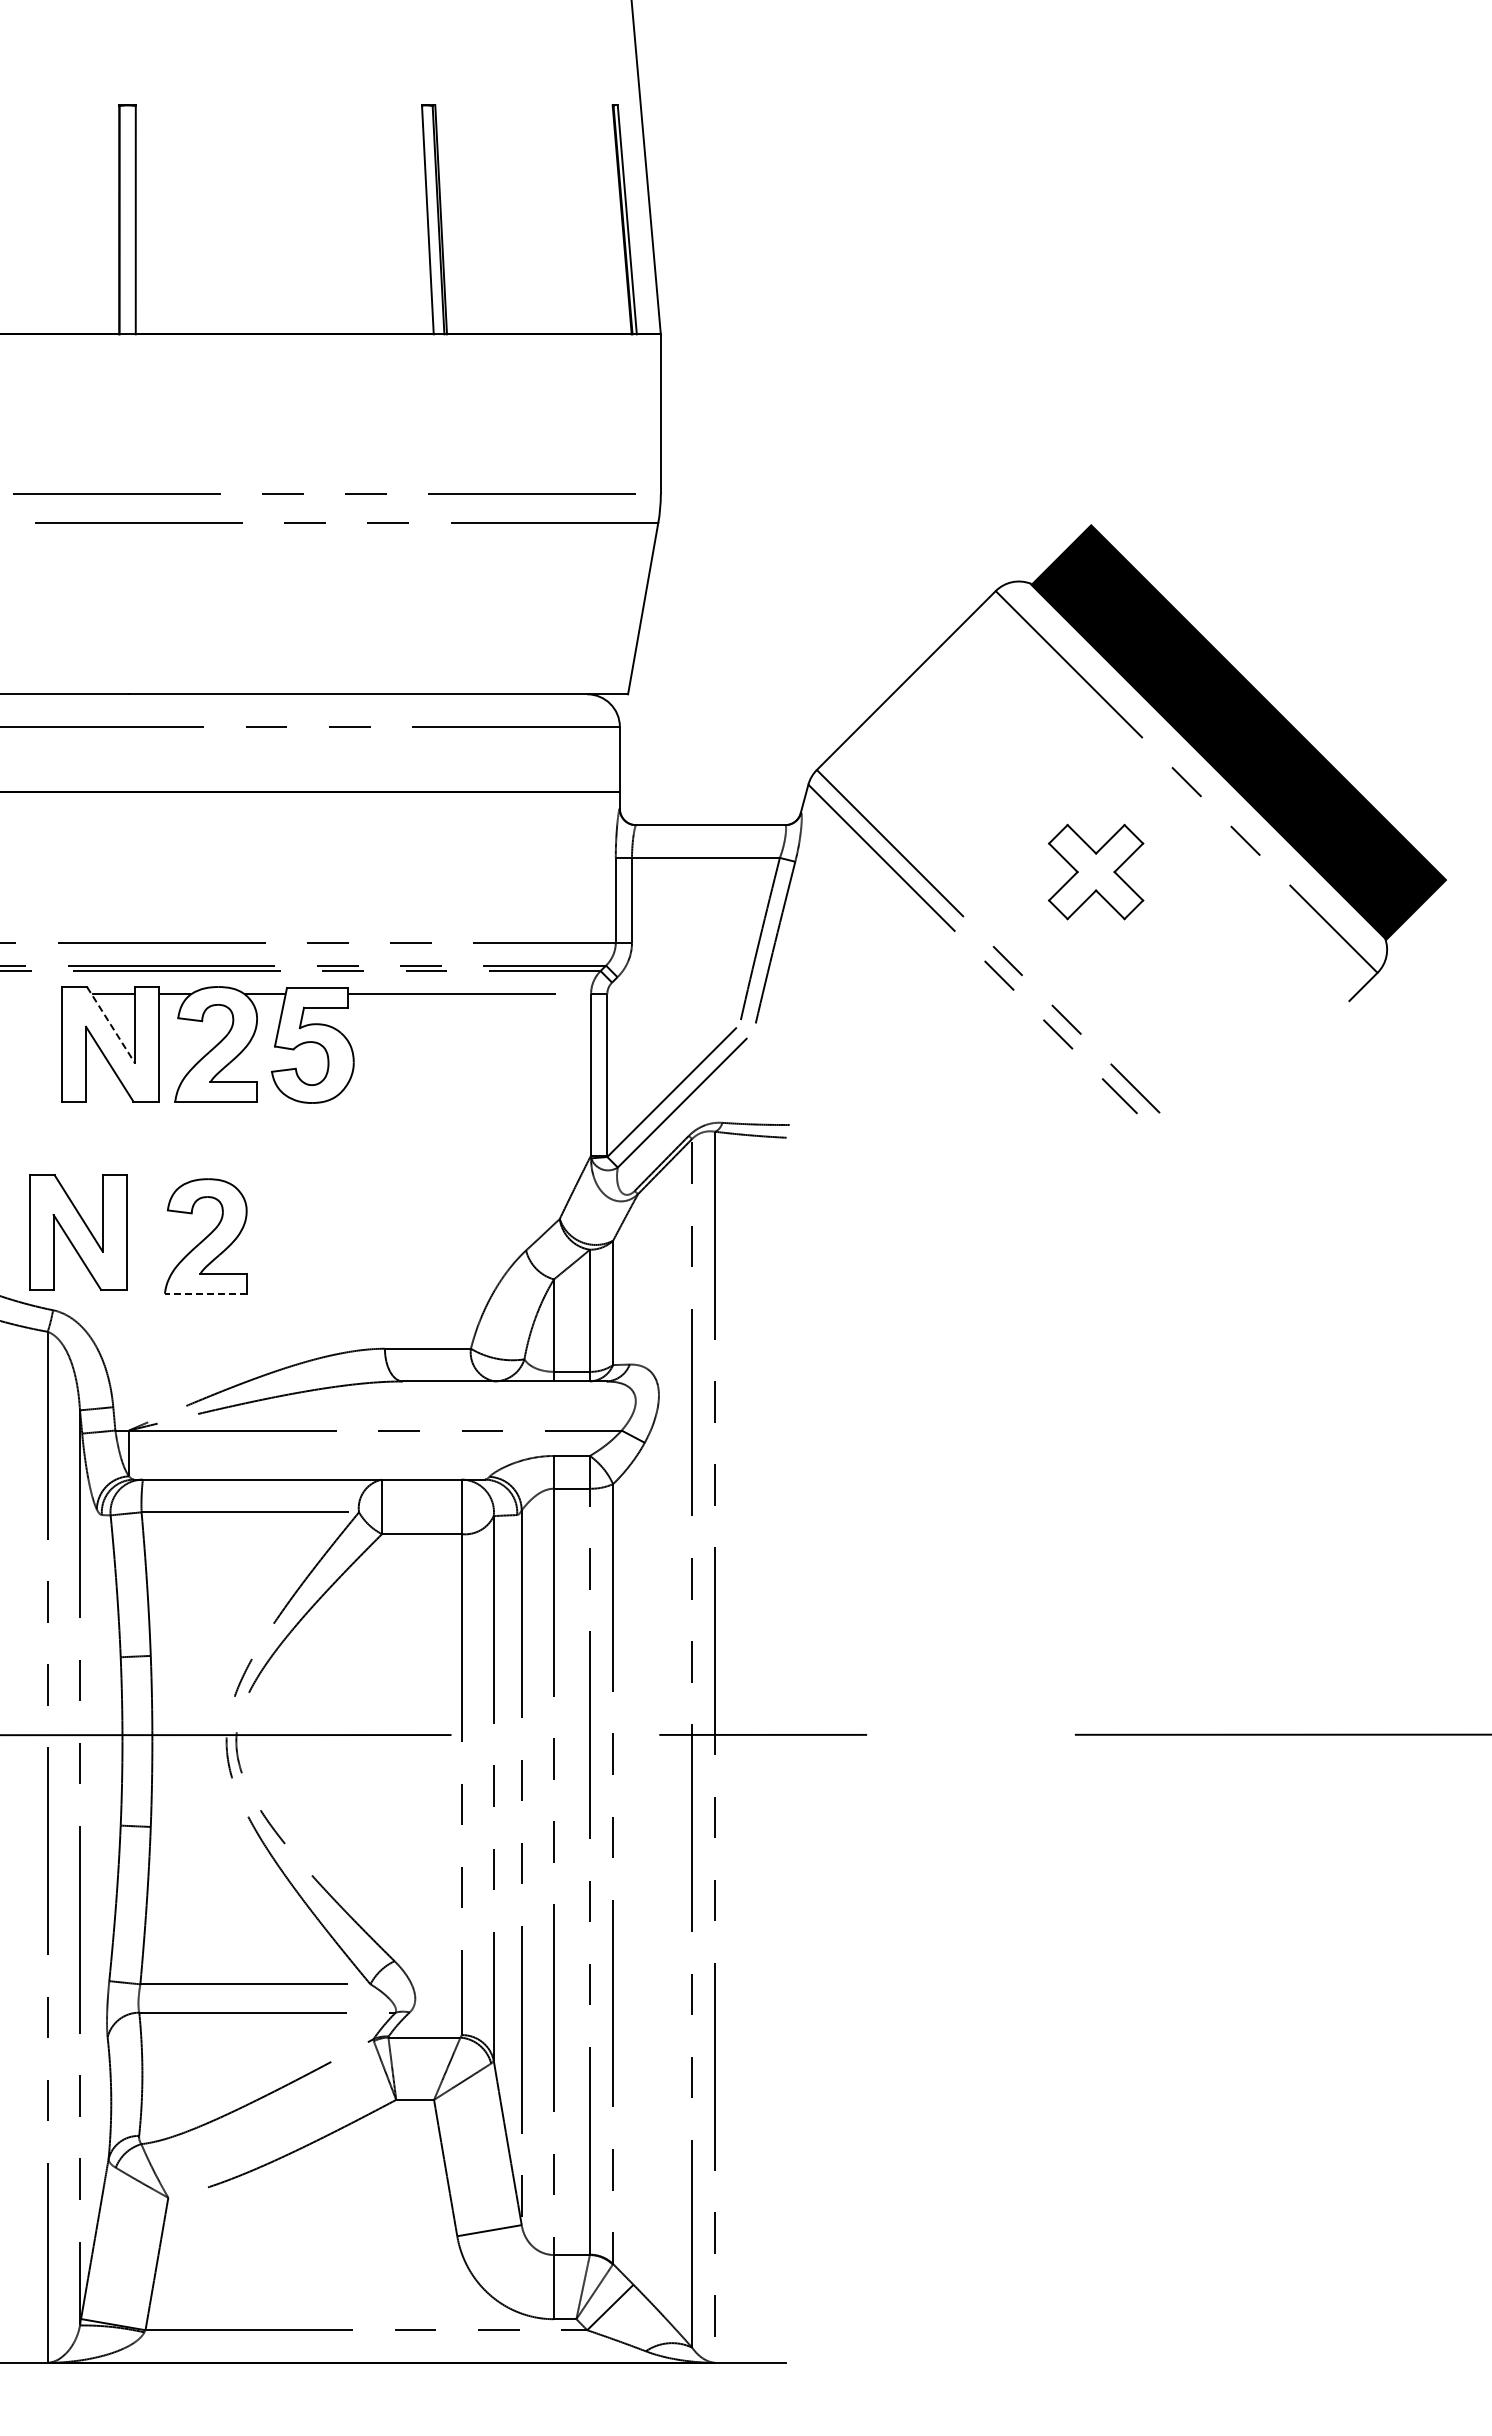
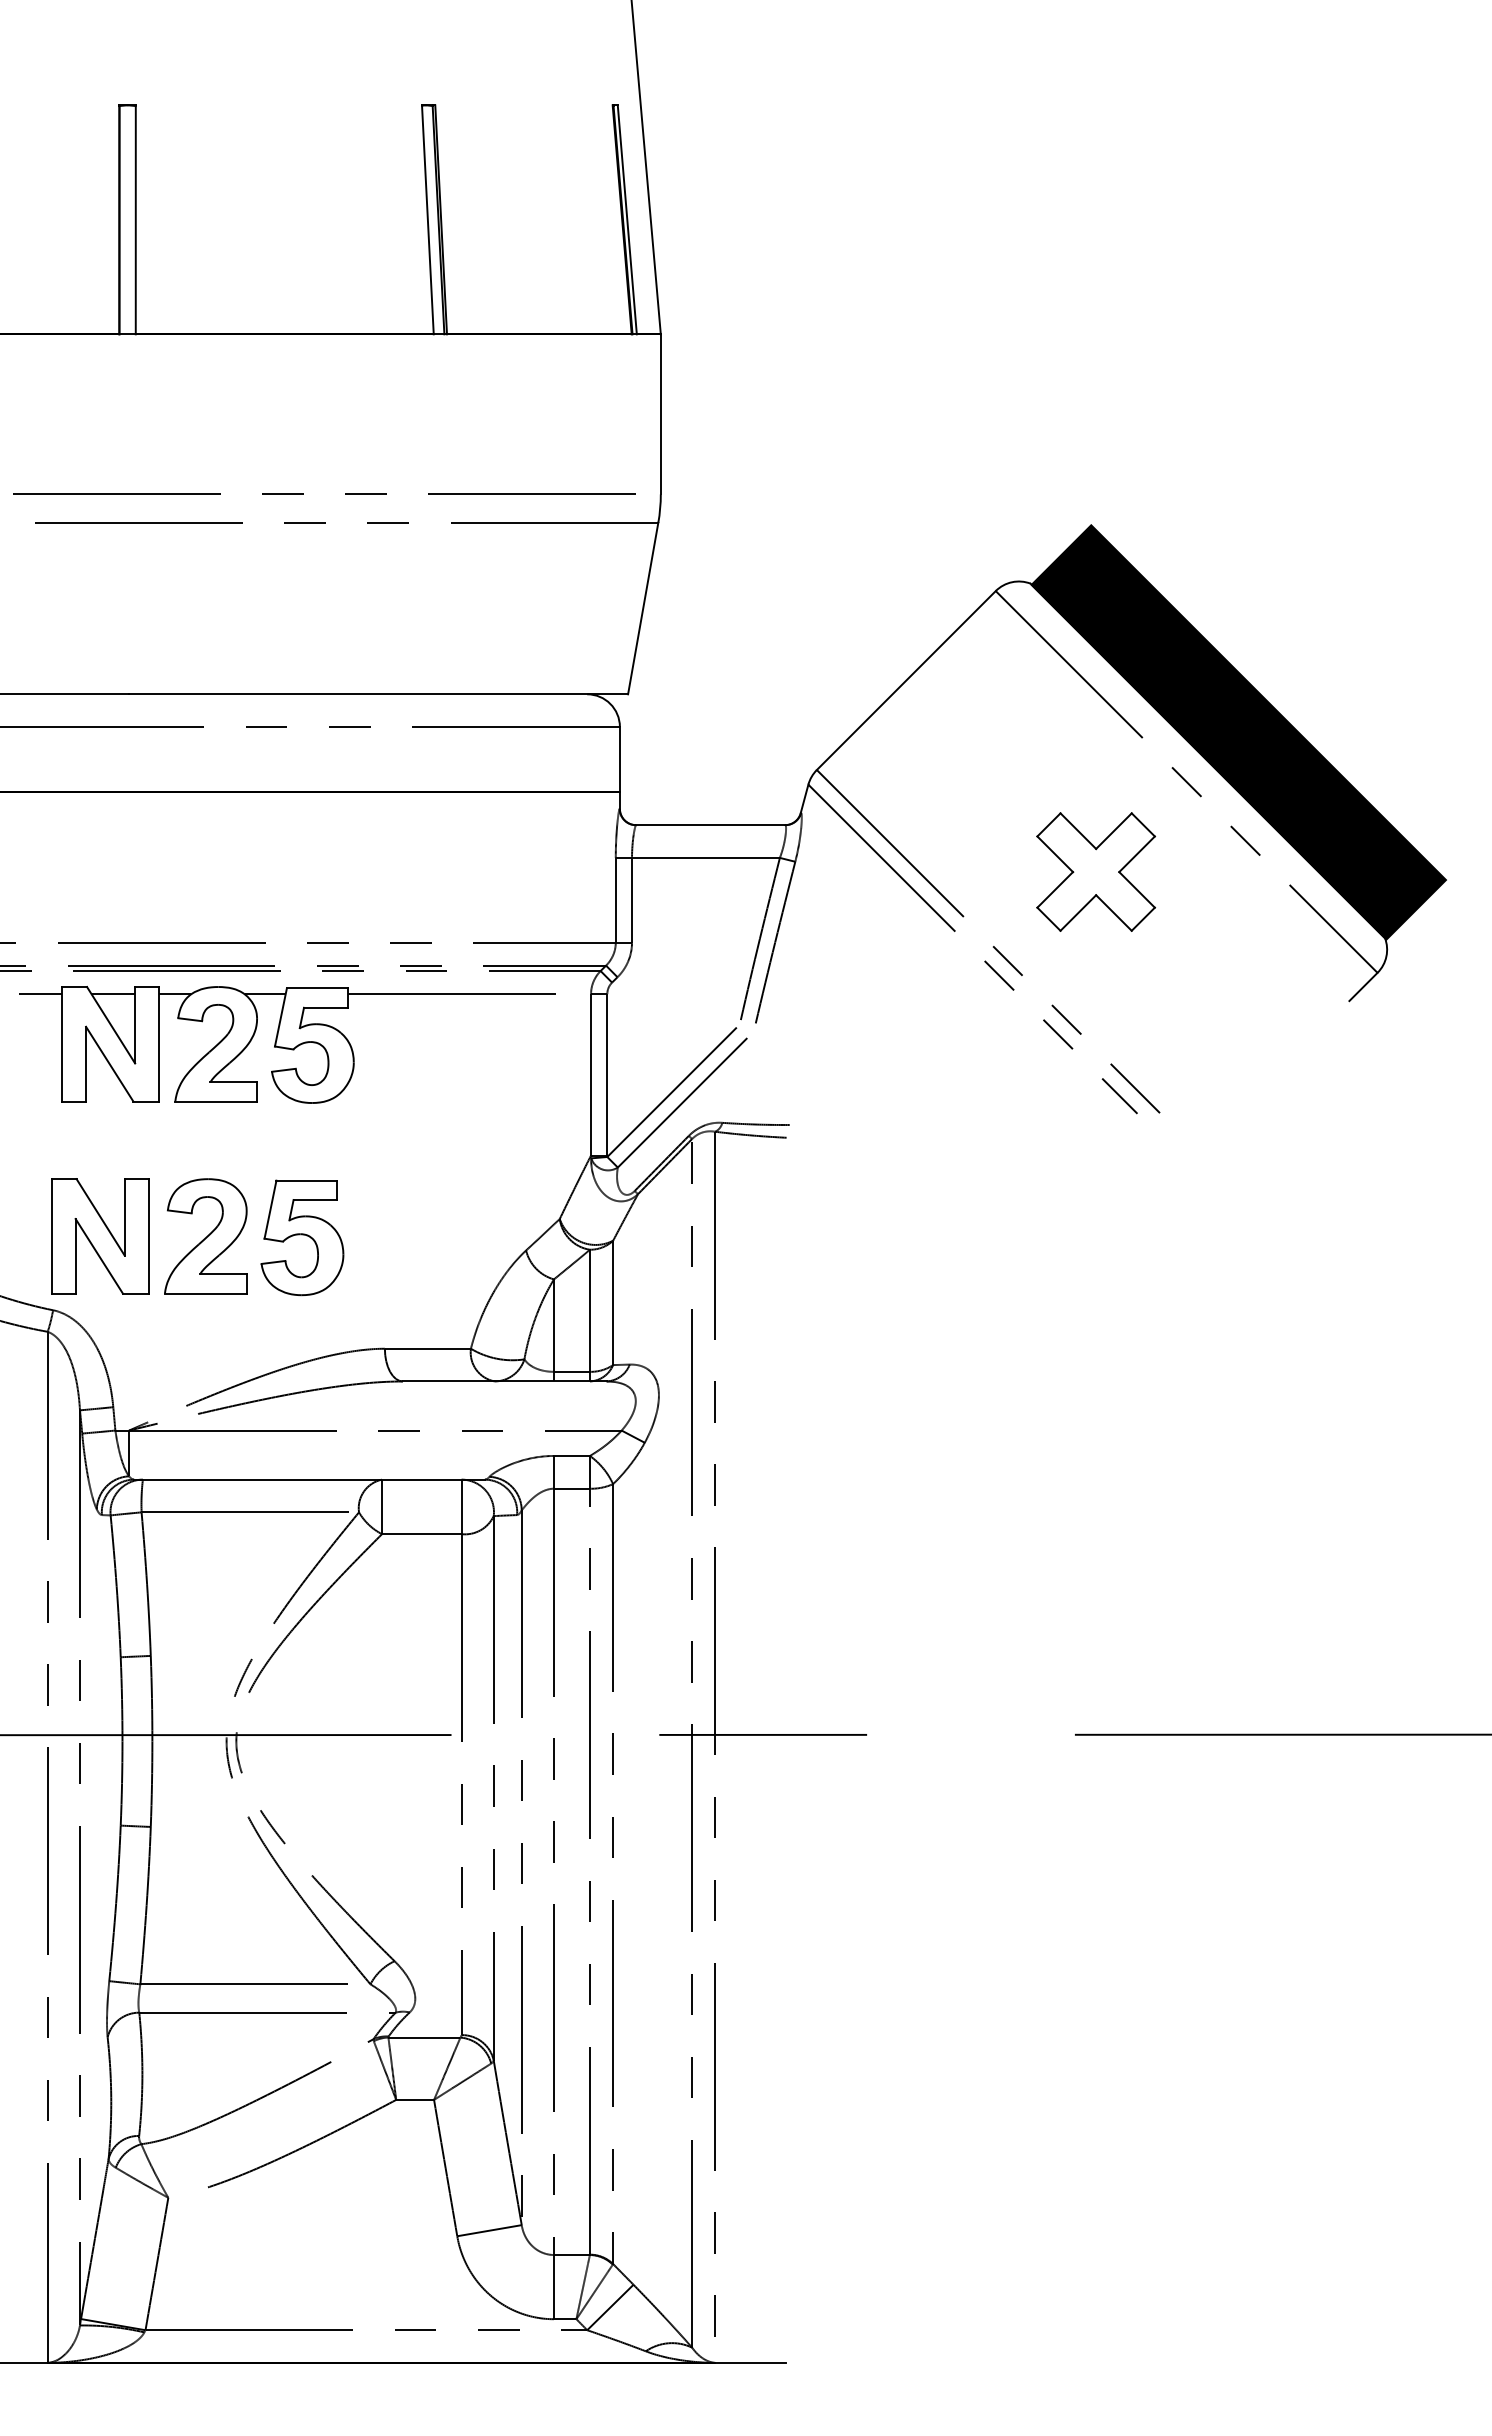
part size: 97x98 px -> 120x120 px (1095, 871)
line: none -> present (40, 994)
line: dashed -> solid (111, 1025)
part position: (78, 1232) -> (100, 1236) (100, 1236)
part: none -> present (302, 1237)
line: dashed -> solid (205, 1293)
